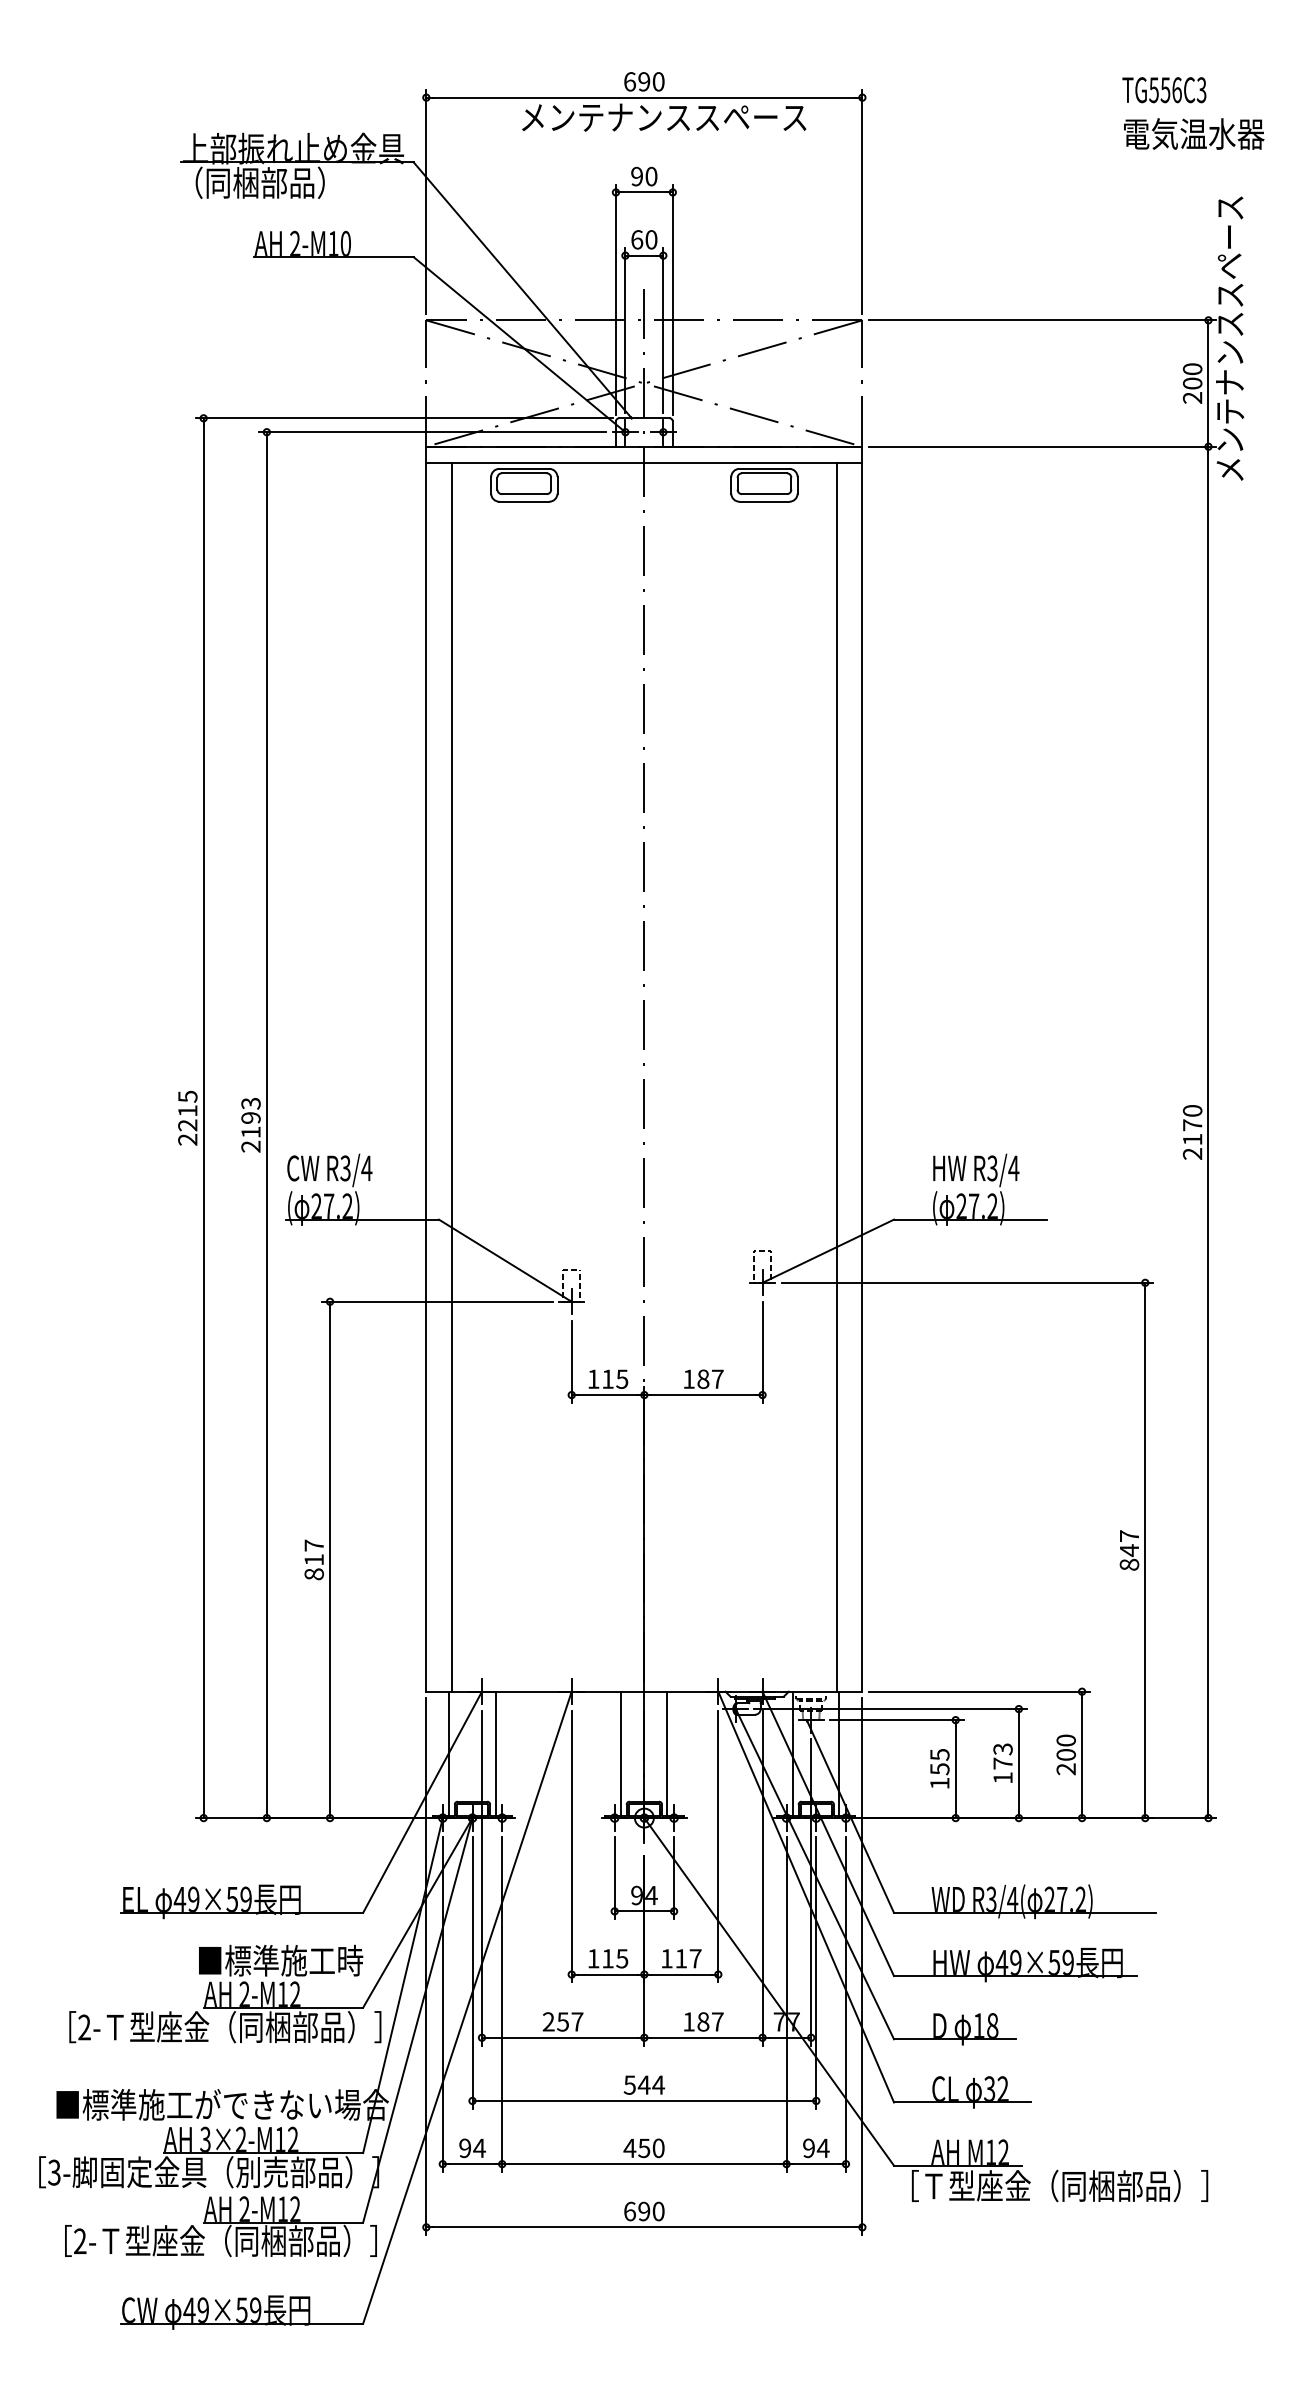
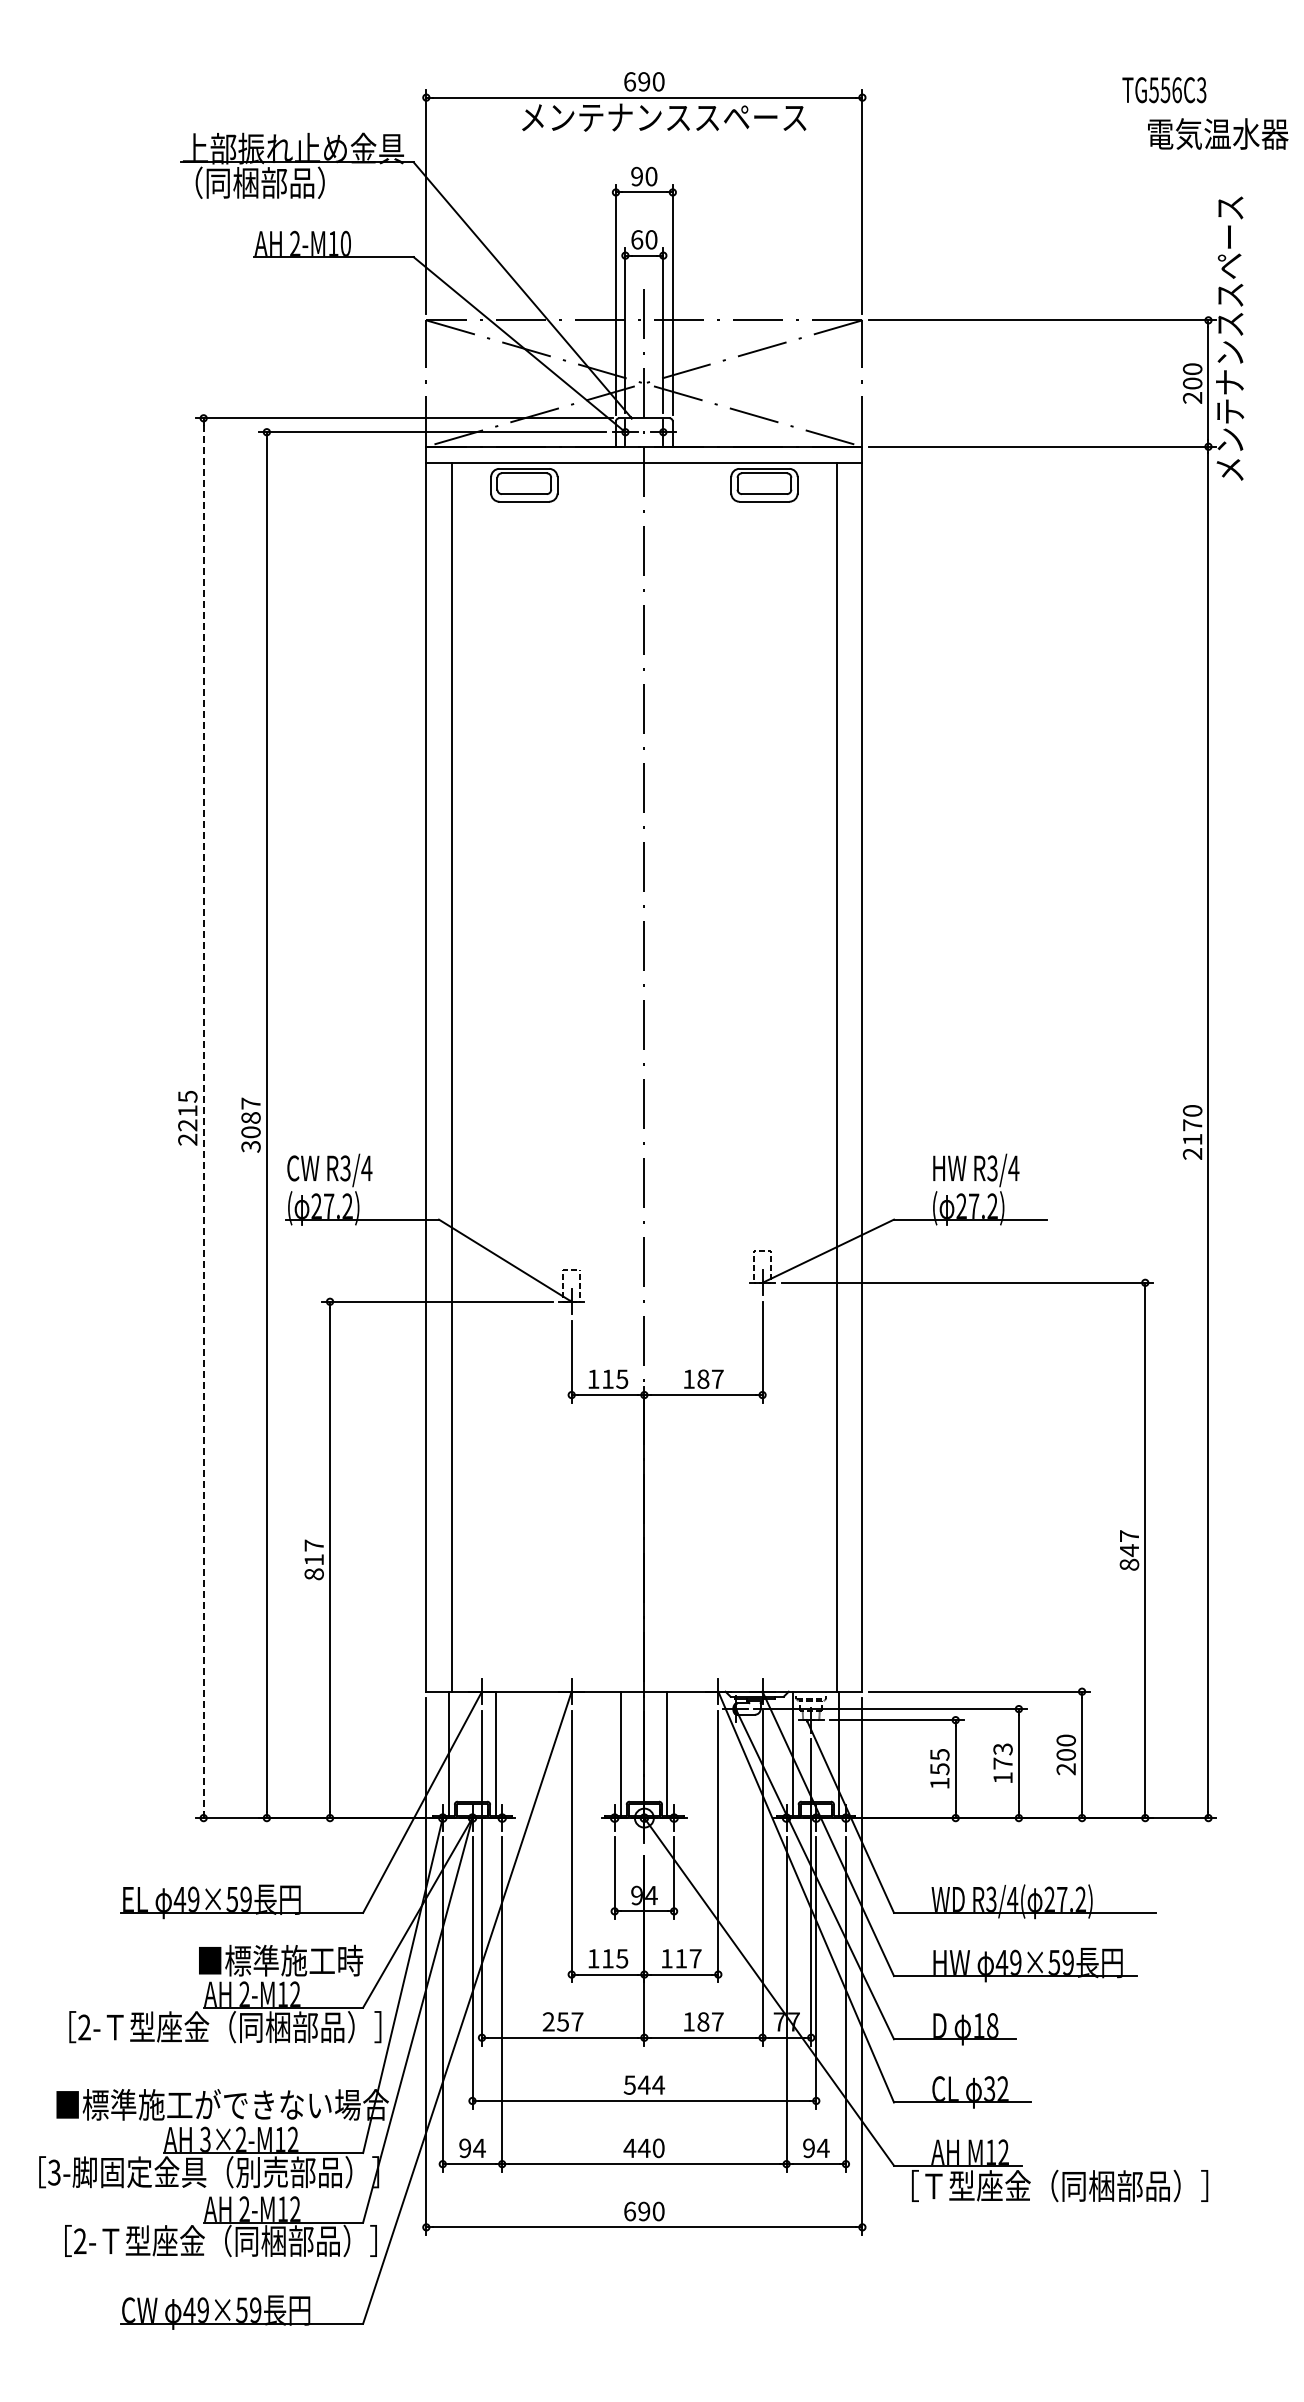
text position: (1194, 133) -> (1218, 133) (1218, 133)
line: solid -> dashed (203, 1118)
text: 2193 -> 3087 (250, 1124)
text: 450 -> 440 (643, 2148)
